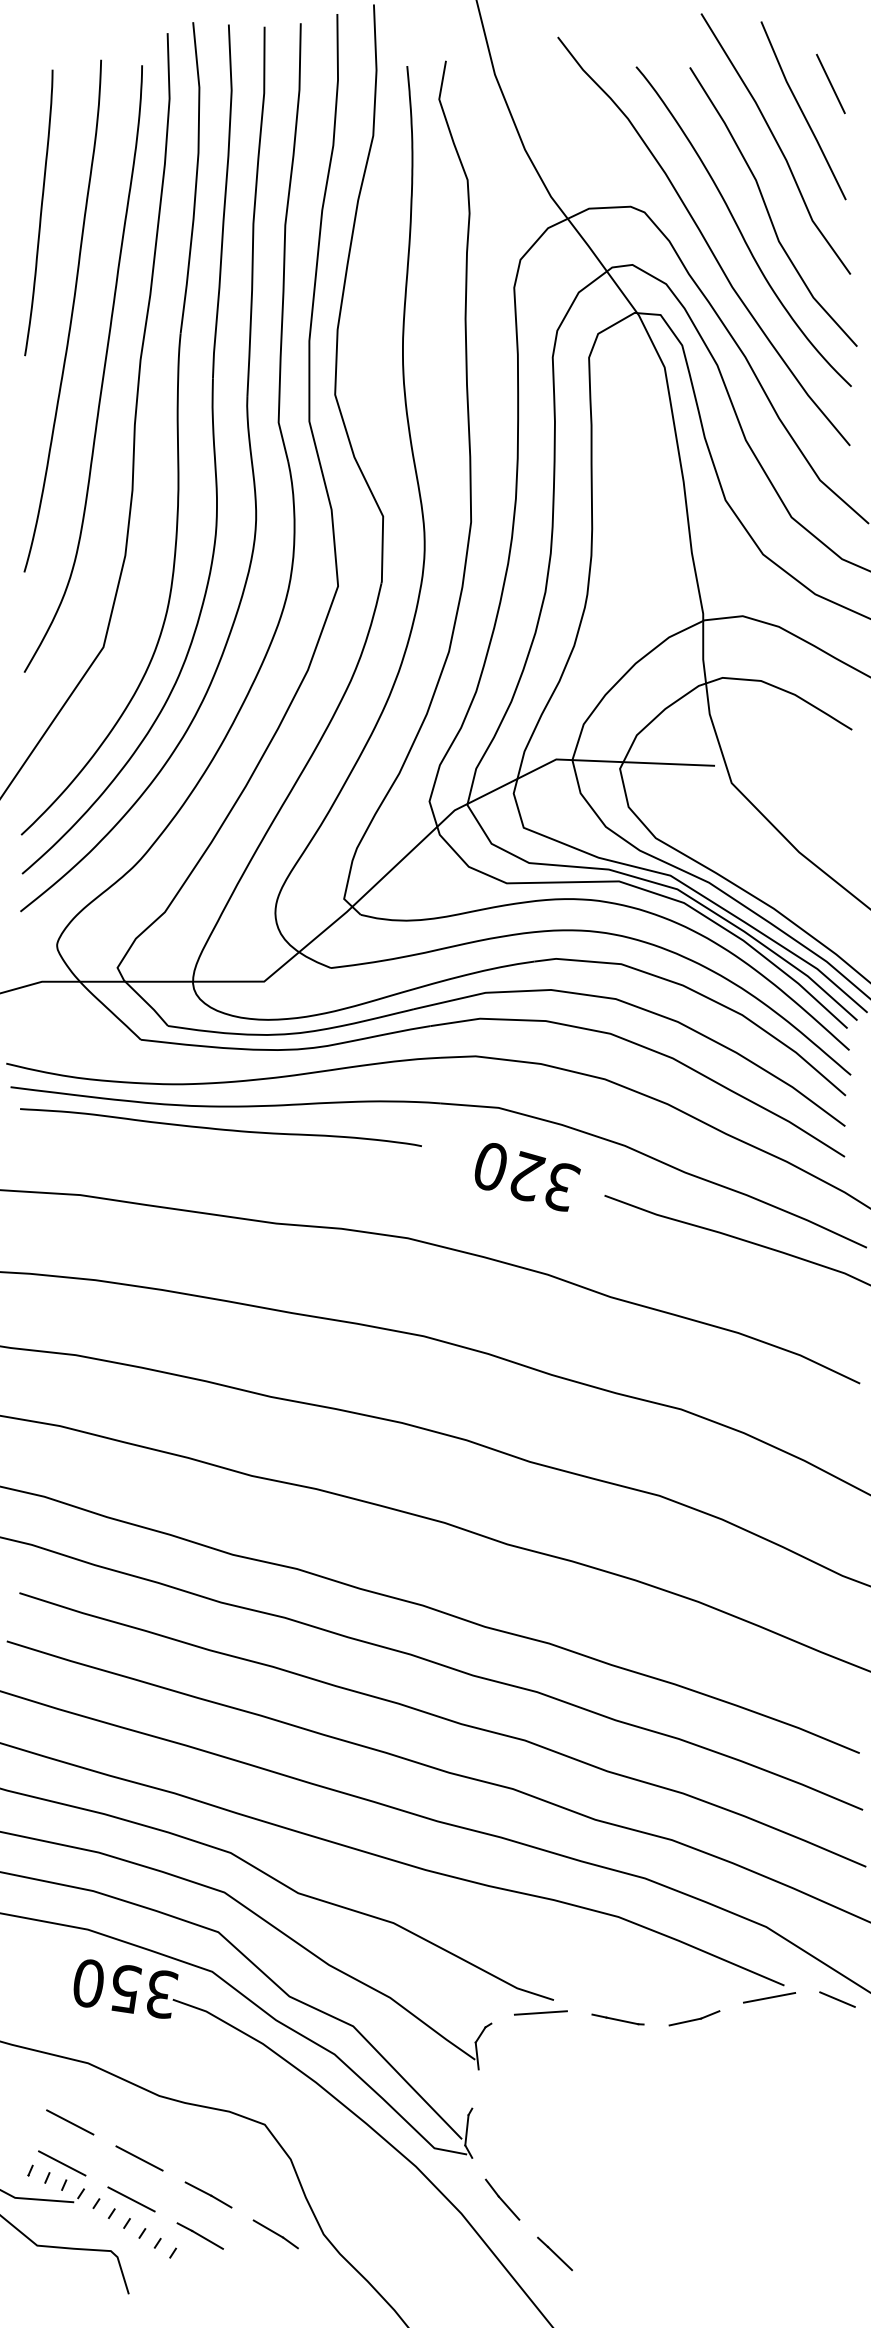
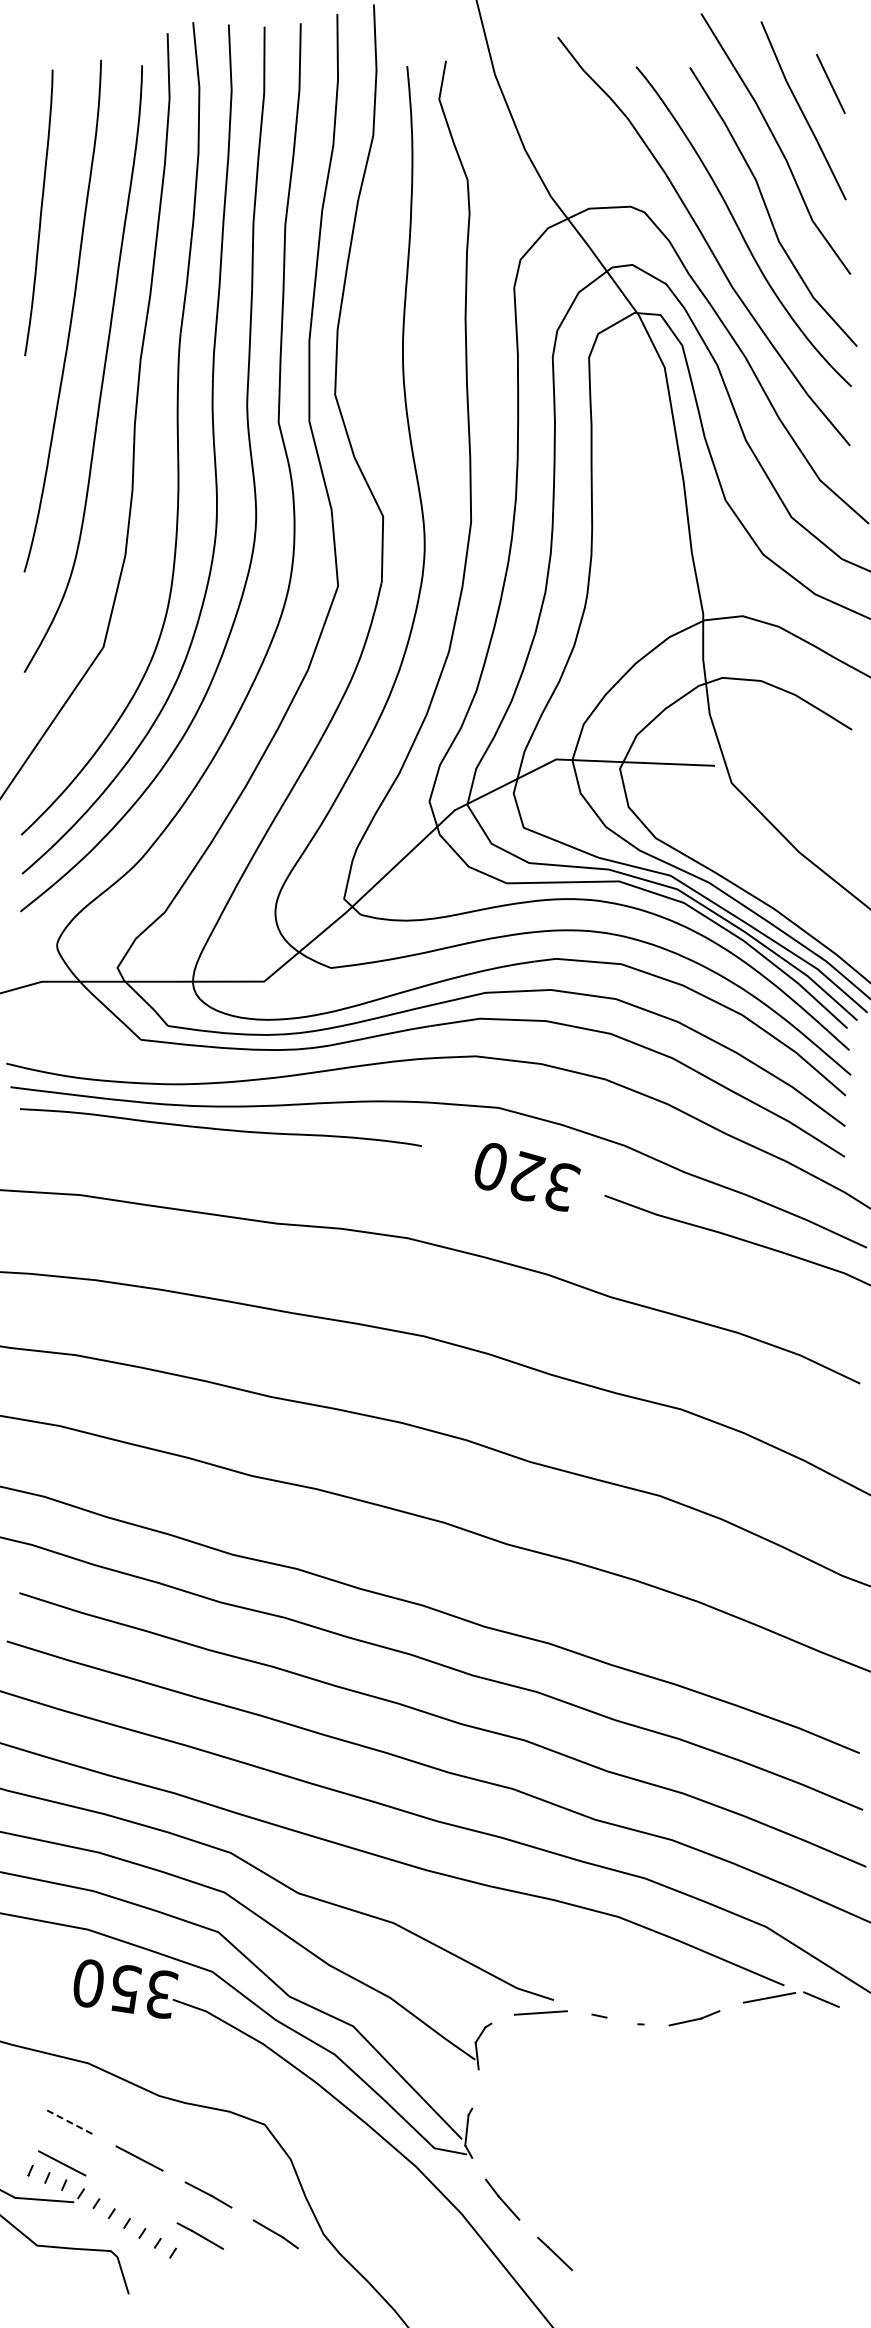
line position: (837, 1999) -> (821, 1999) (821, 1999)
line: present -> none (622, 2020)
line: solid -> dashed (70, 2122)
line: present -> none (131, 2199)
